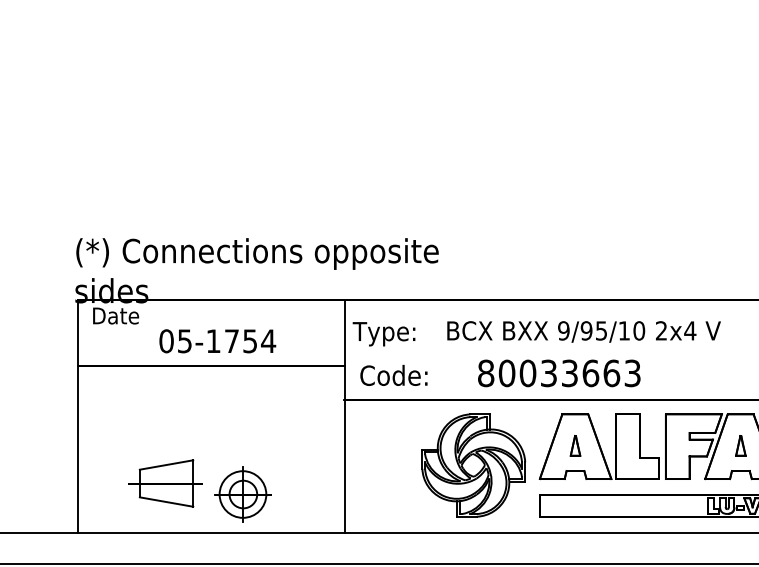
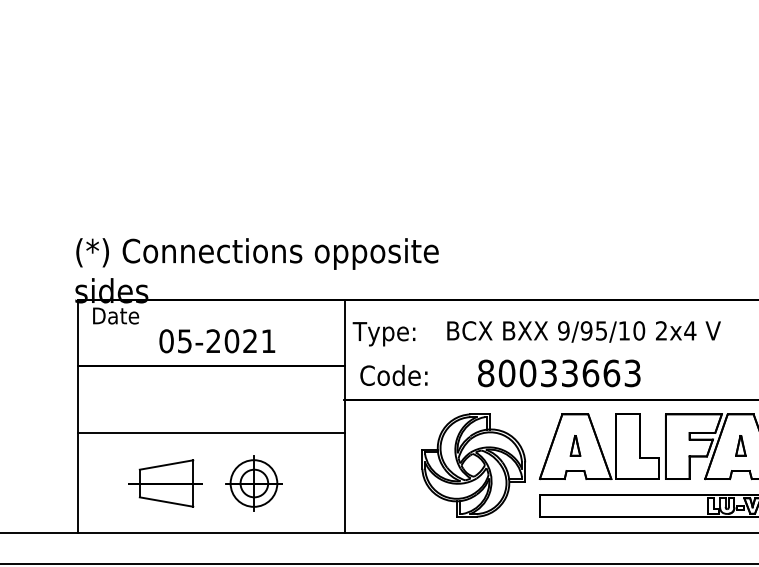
text: 05-1754 -> 05-2021 (241, 341)
line: none -> present (211, 433)
part position: (242, 494) -> (253, 483) (253, 483)
